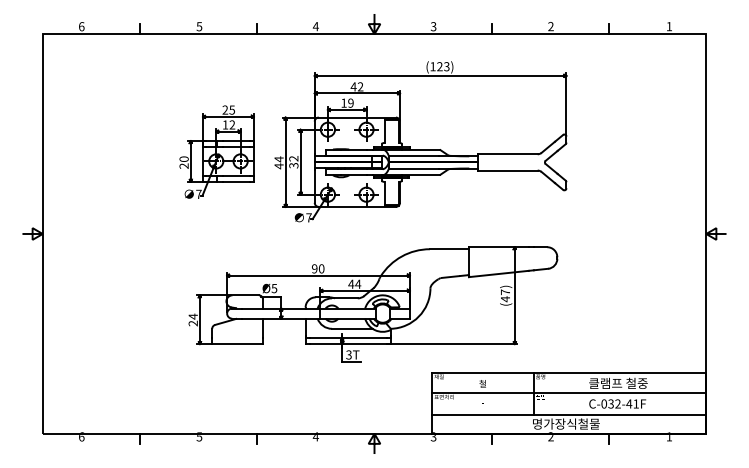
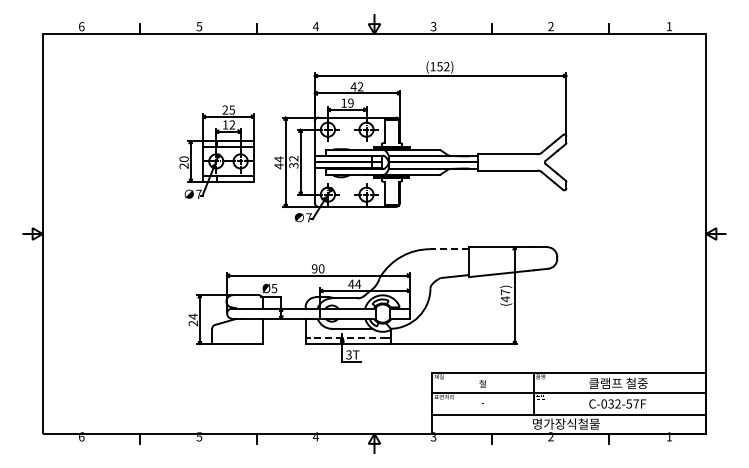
text: (123) -> (152) (443, 66)
line: solid -> dashed (449, 249)
line: solid -> dashed (348, 337)
text: C-032-41F -> C-032-57F (632, 403)
